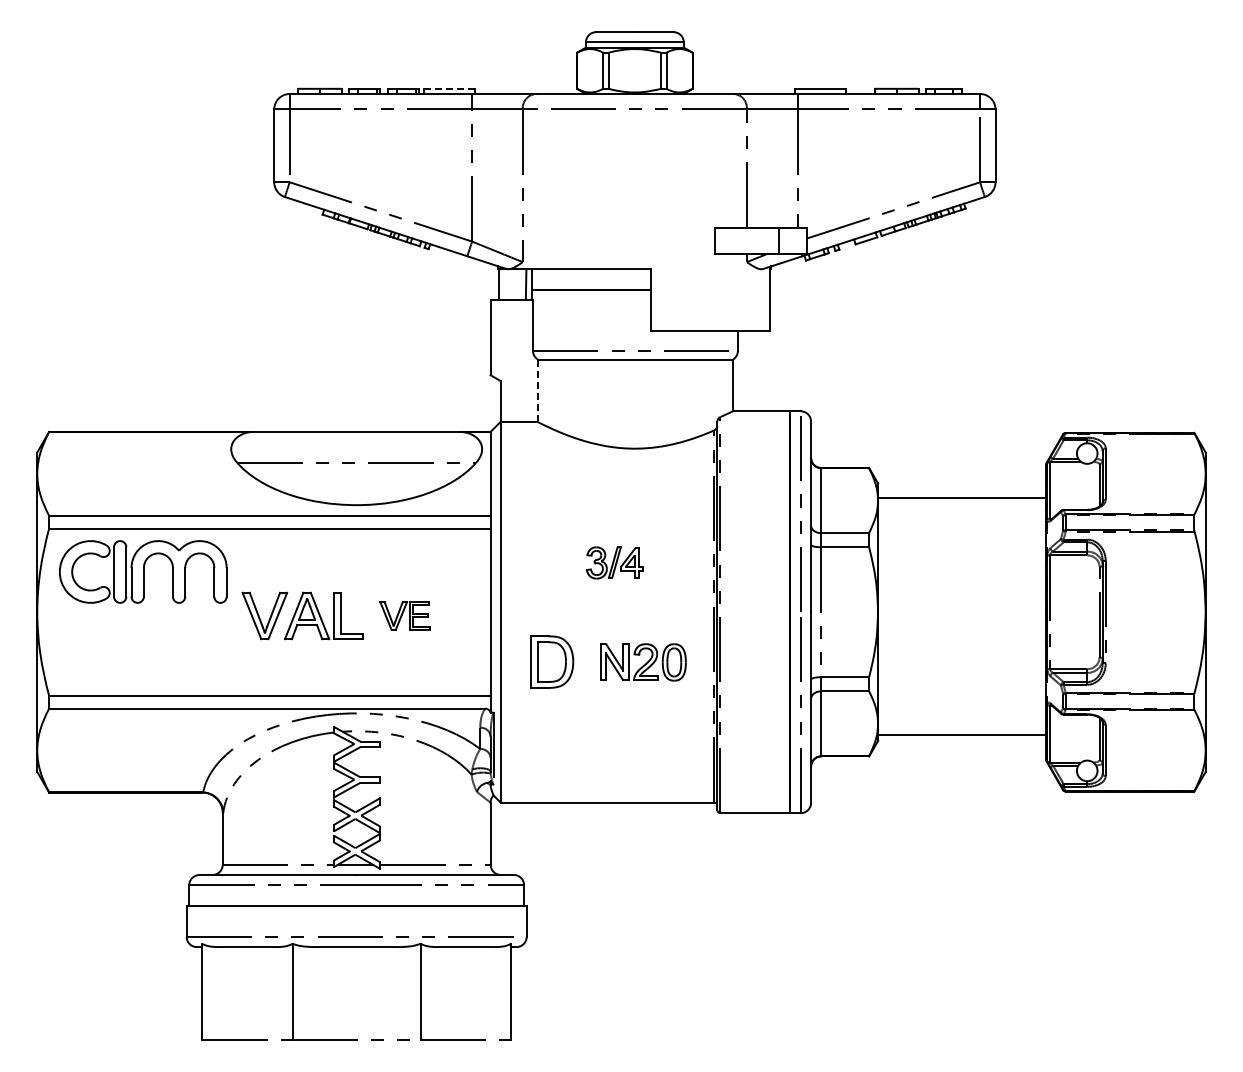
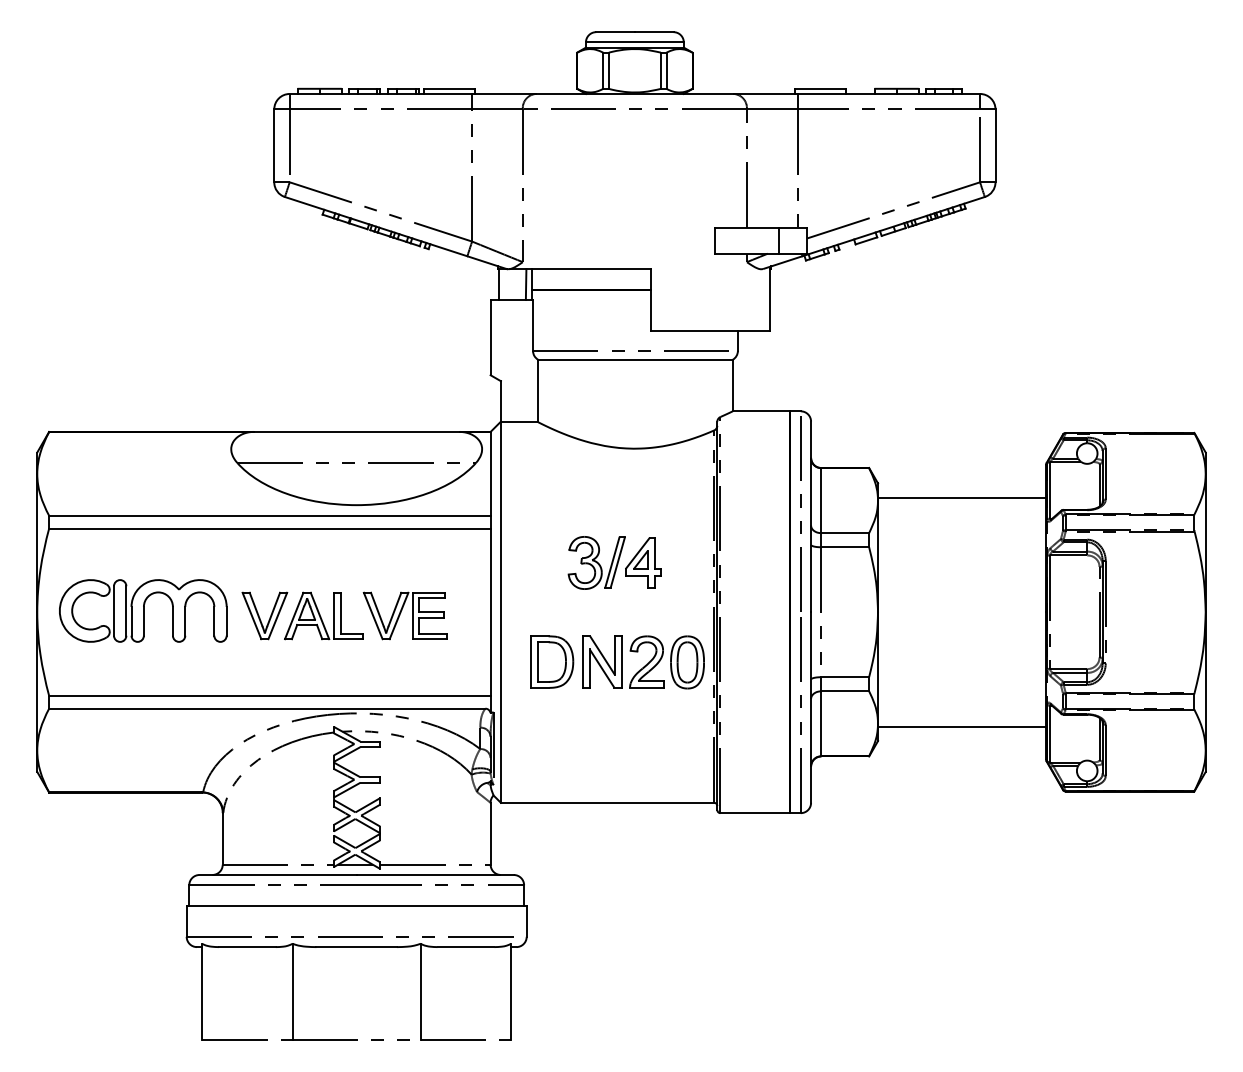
line: dashed -> solid (449, 88)
line: dashed -> solid (538, 391)
part size: 58x34 px -> 95x54 px (614, 562)
part position: (143, 571) -> (143, 610) (143, 610)
part size: 52x30 px -> 86x50 px (404, 615)
part size: 87x39 px -> 123x55 px (643, 662)
line position: (962, 734) -> (962, 726) (962, 726)
